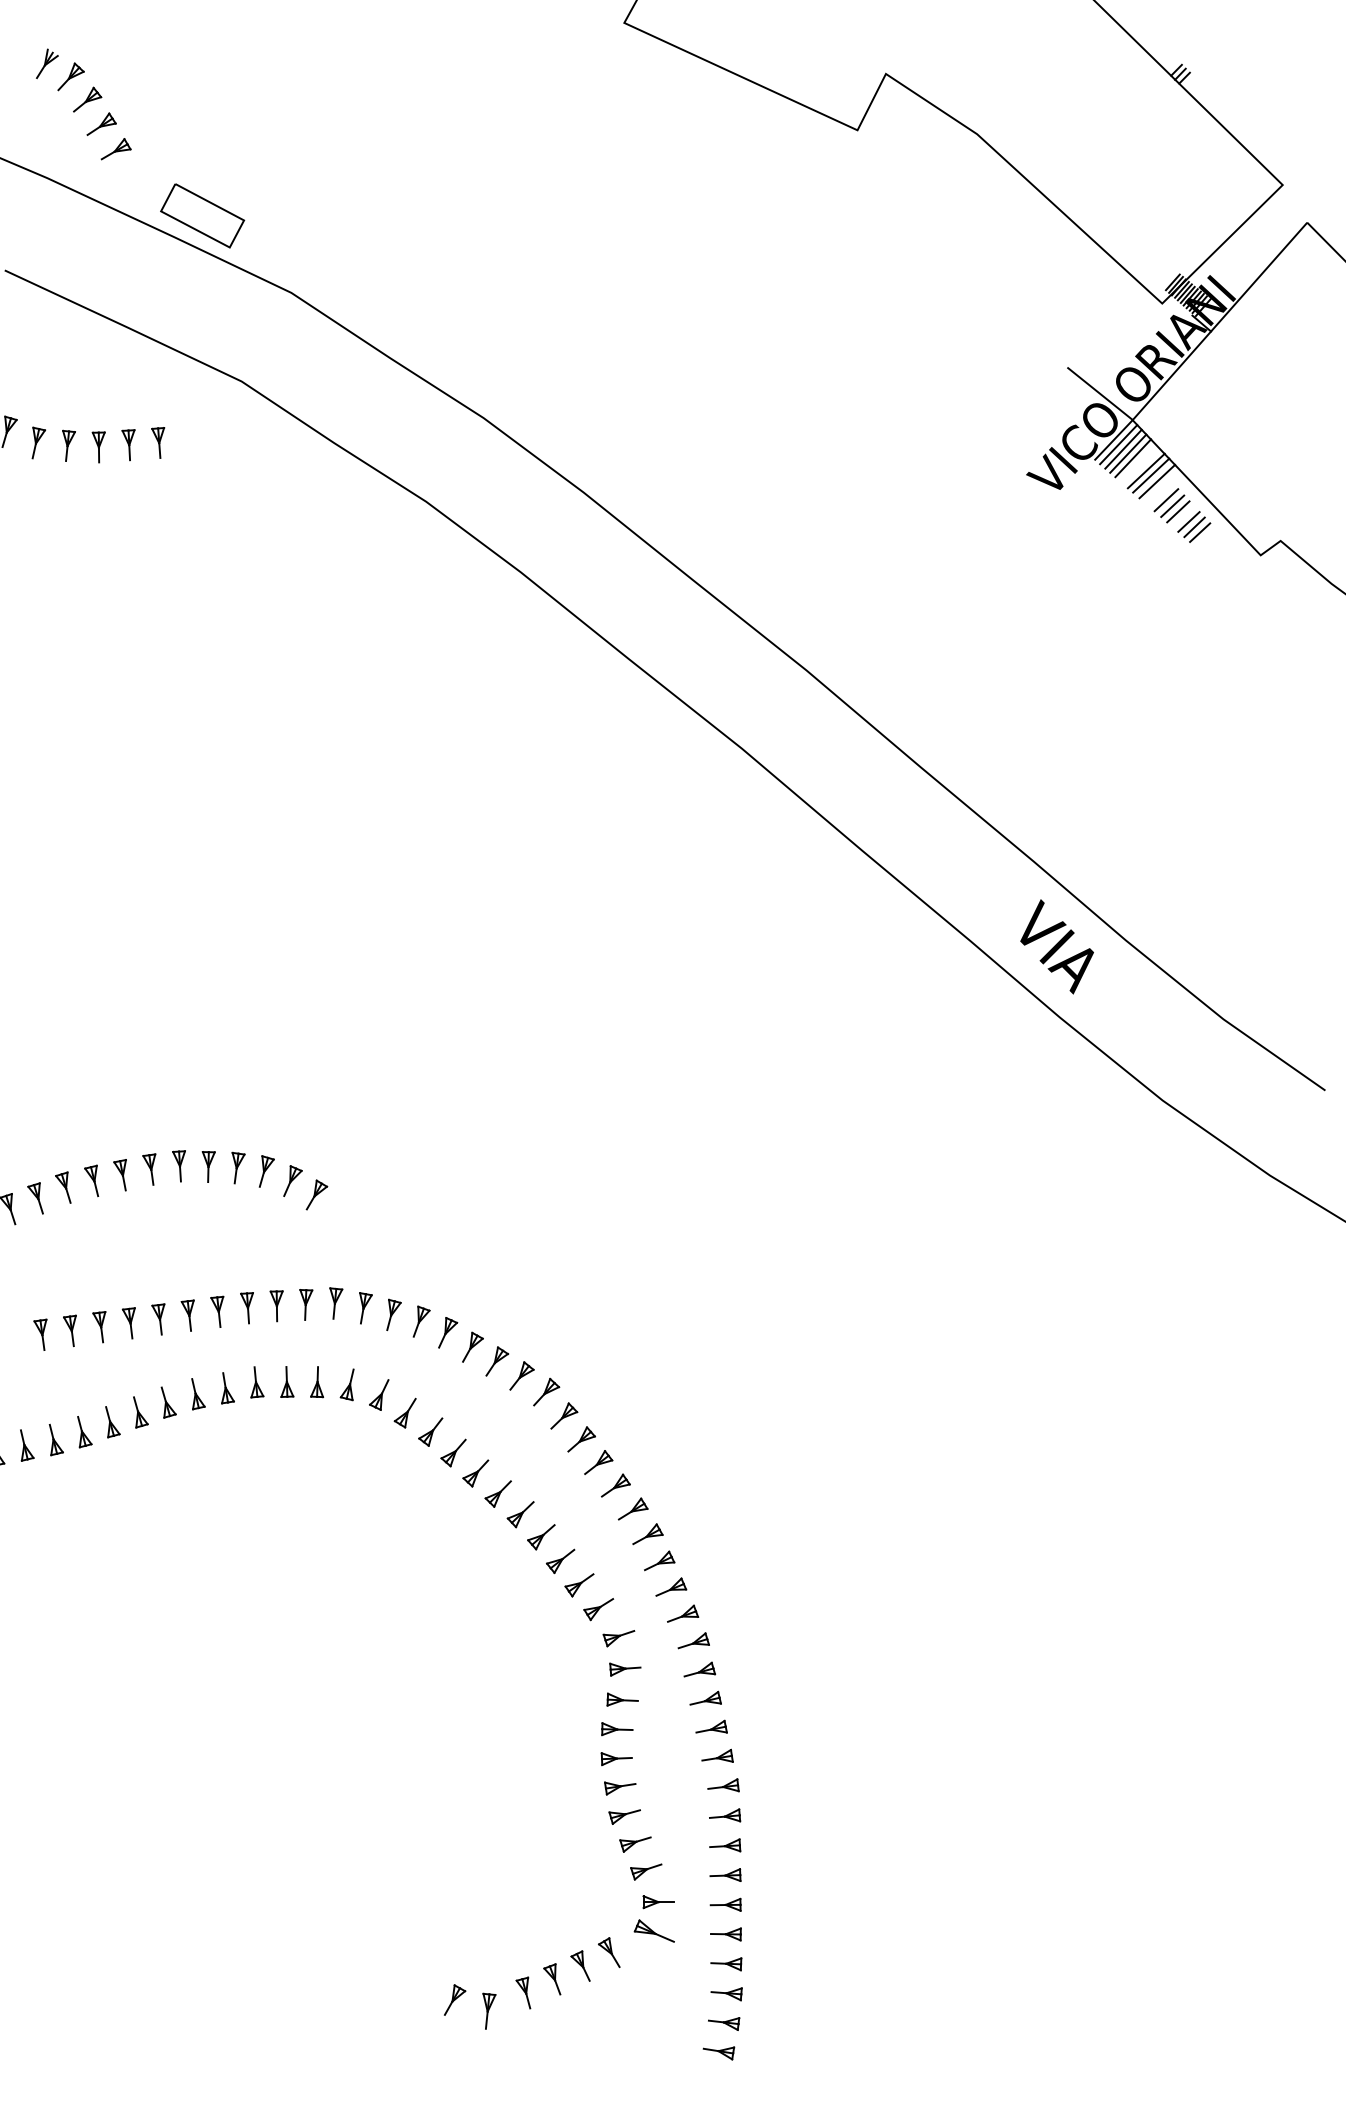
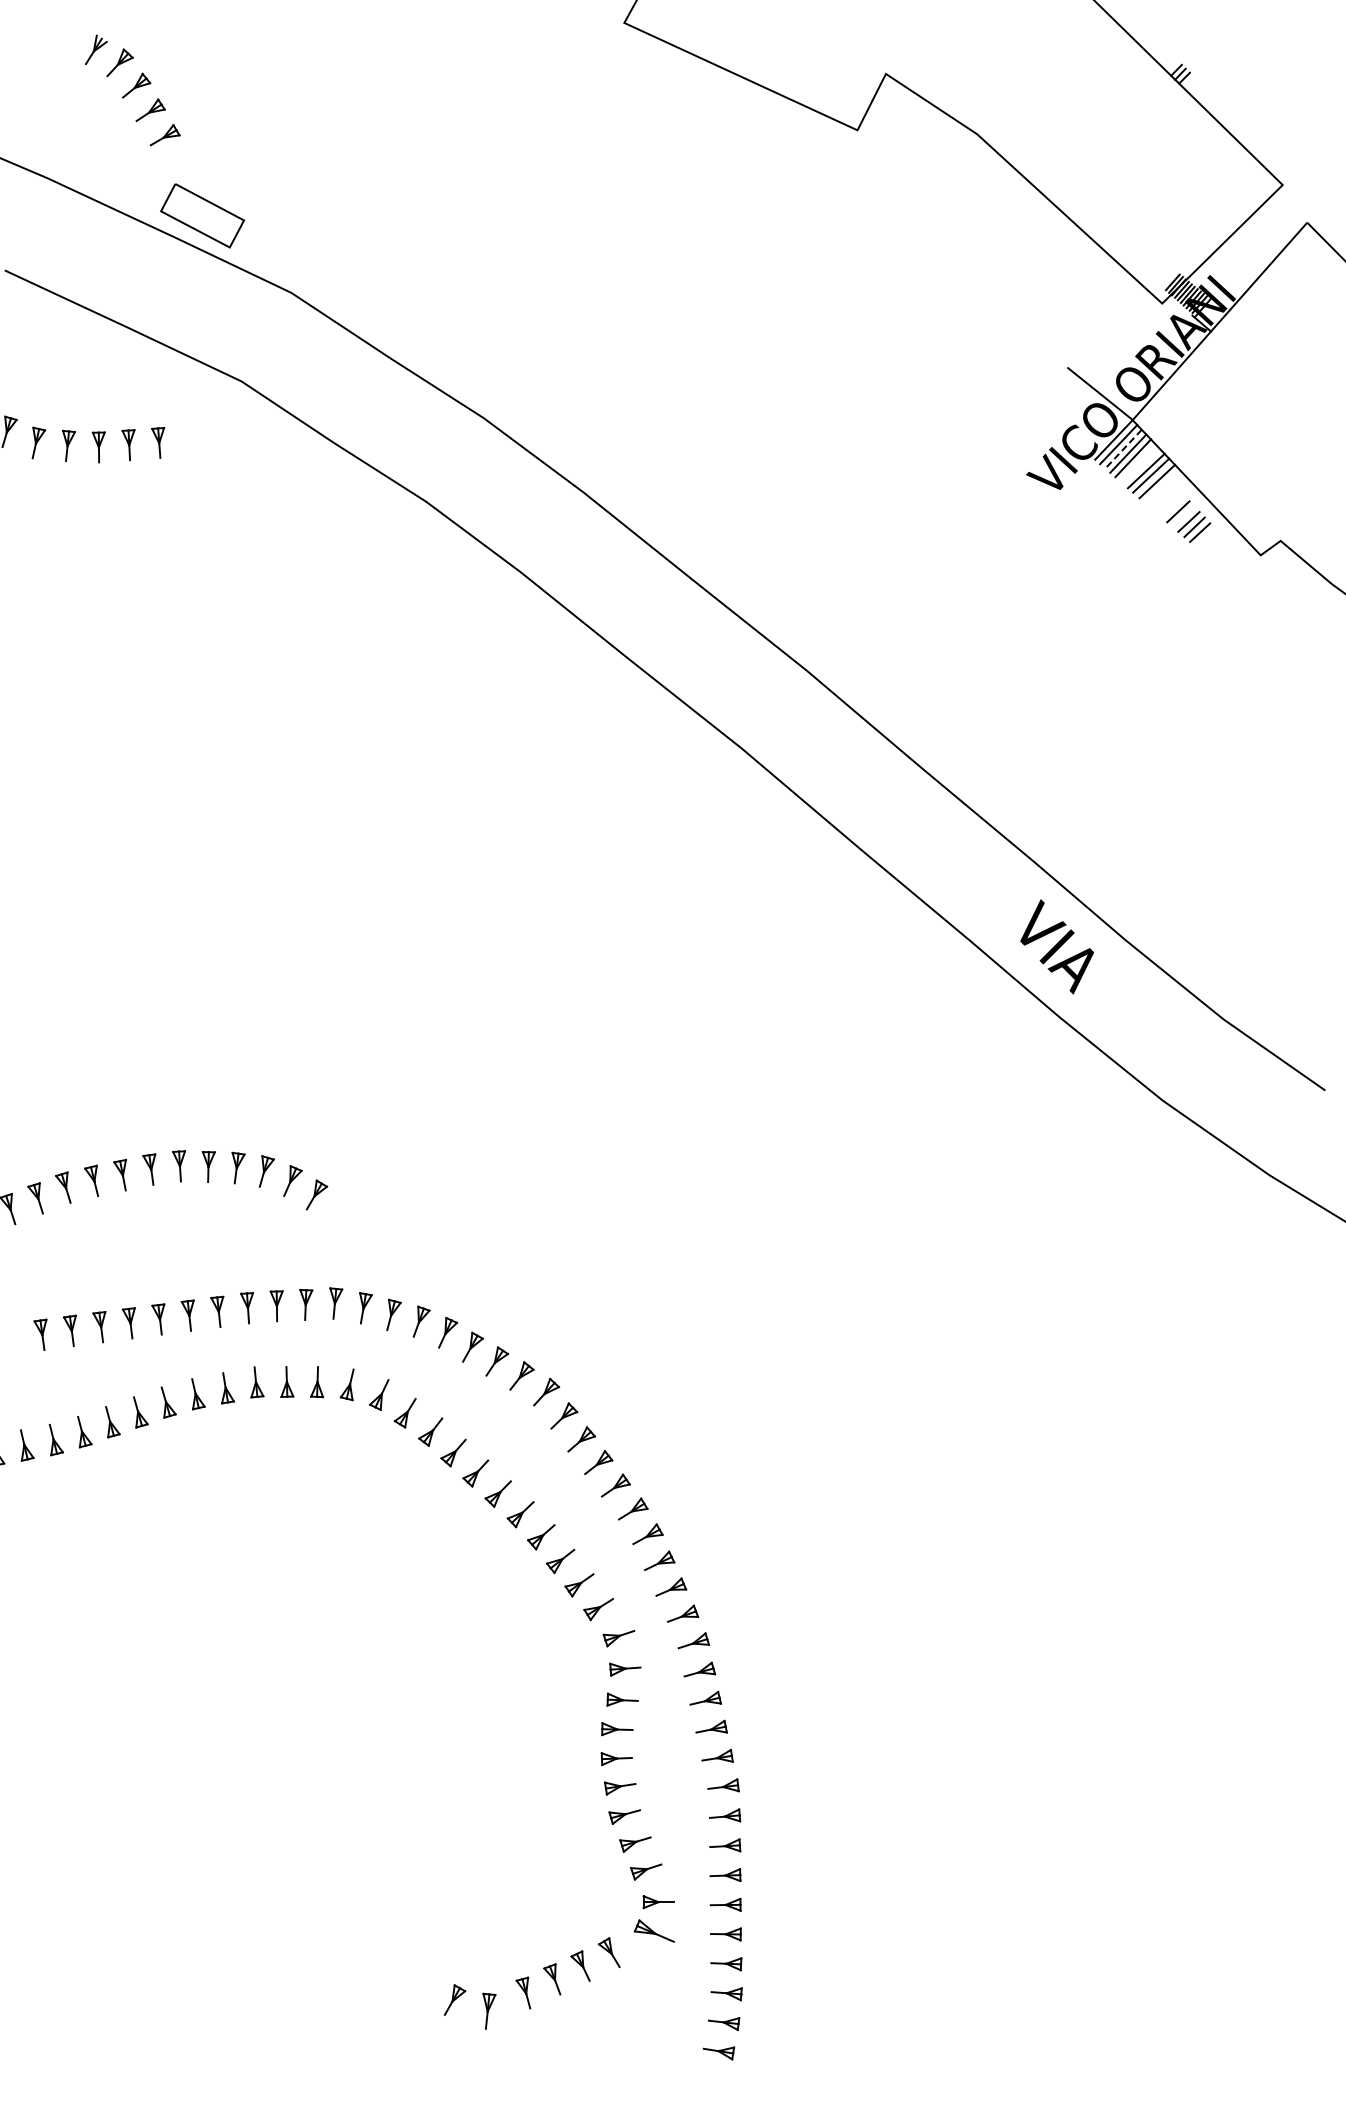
part position: (83, 104) -> (132, 90) (132, 90)
line: solid -> dashed (1123, 449)
line: present -> none (1166, 500)
line: present -> none (1172, 505)
